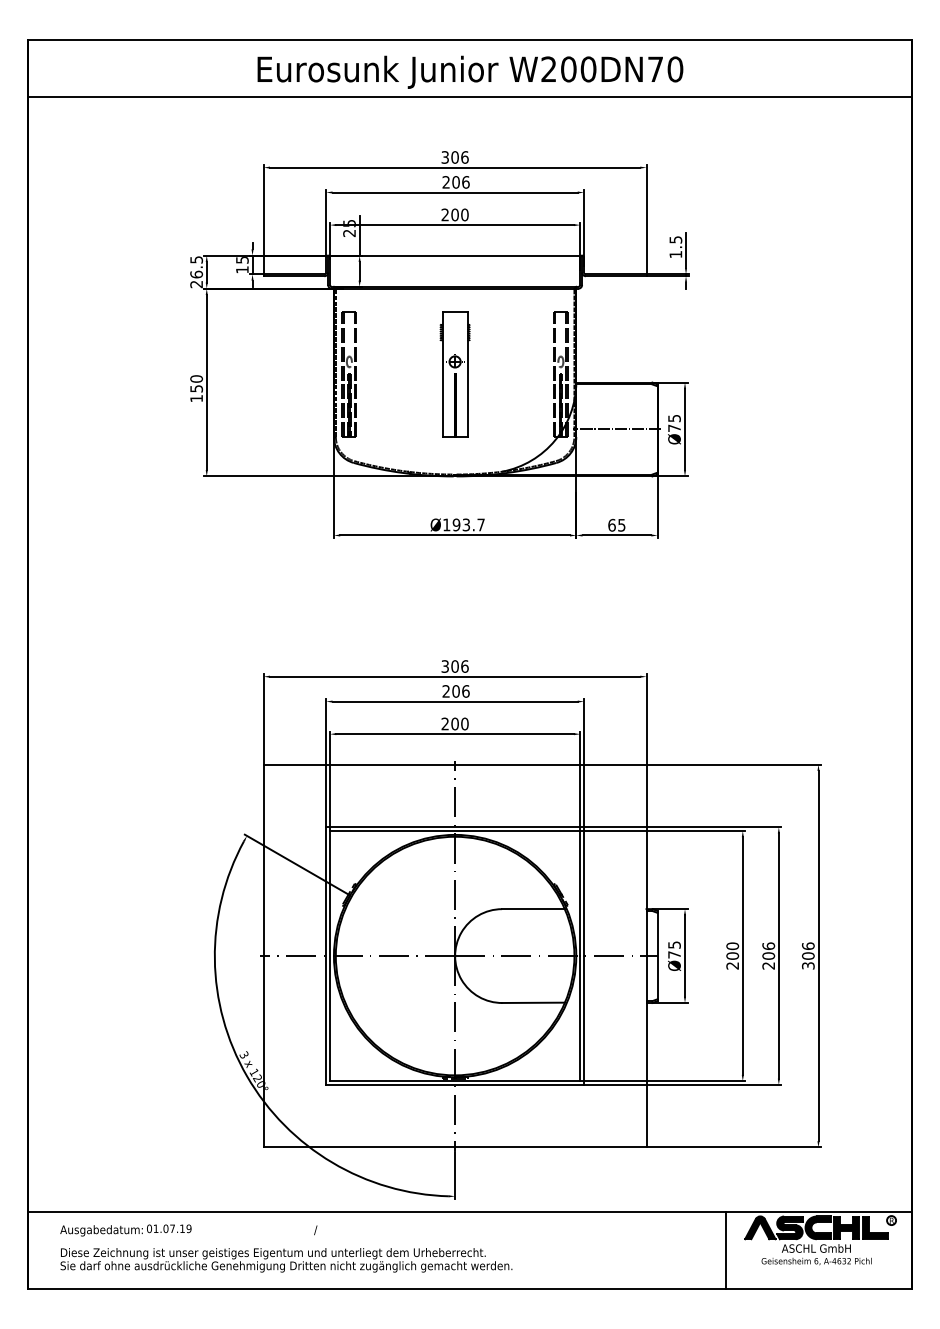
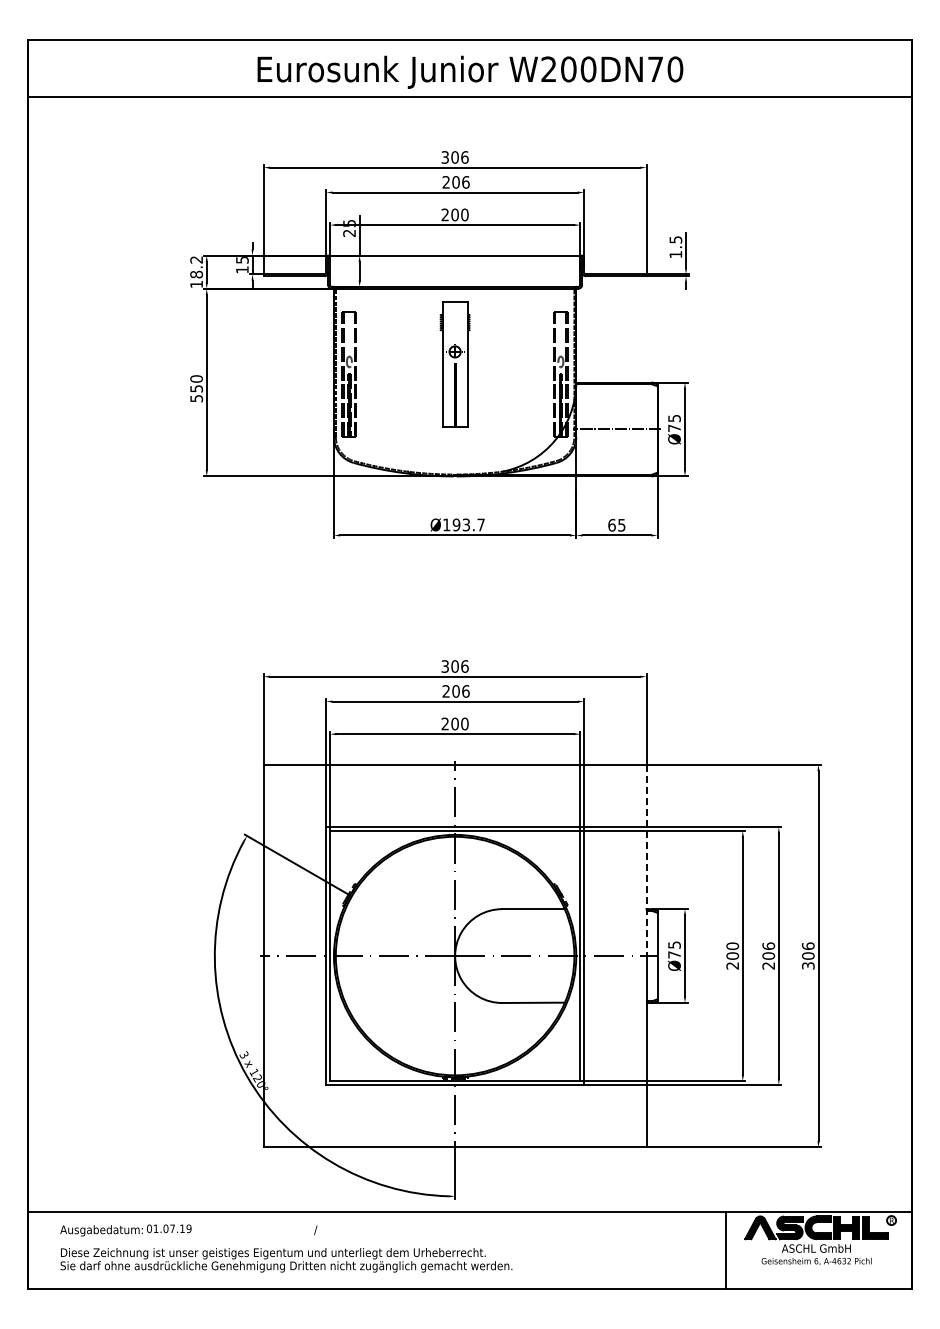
text: 26.5 -> 18.2 (196, 272)
part position: (454, 374) -> (454, 364) (454, 364)
text: 150 -> 550 (196, 398)
line: solid -> dashed (646, 860)
